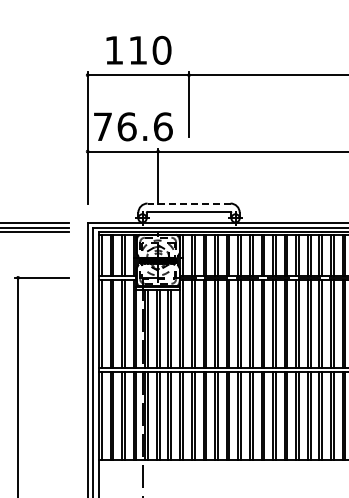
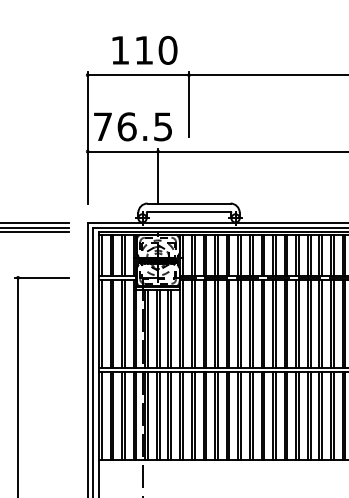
text position: (138, 50) -> (144, 50) (144, 50)
text: 76.6 -> 76.5 (163, 126)
line: dashed -> solid (188, 203)
